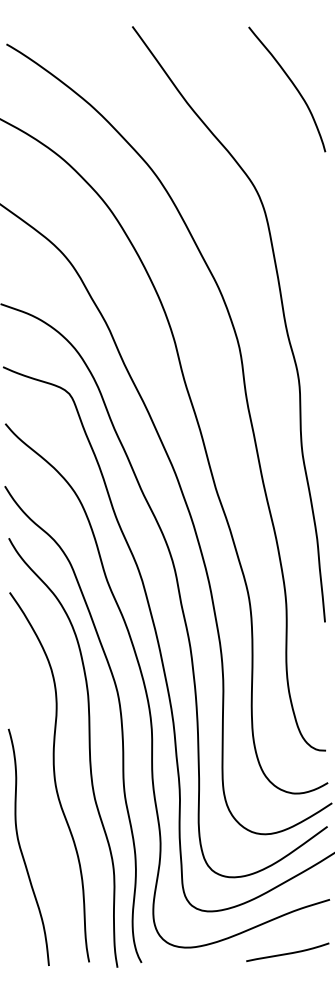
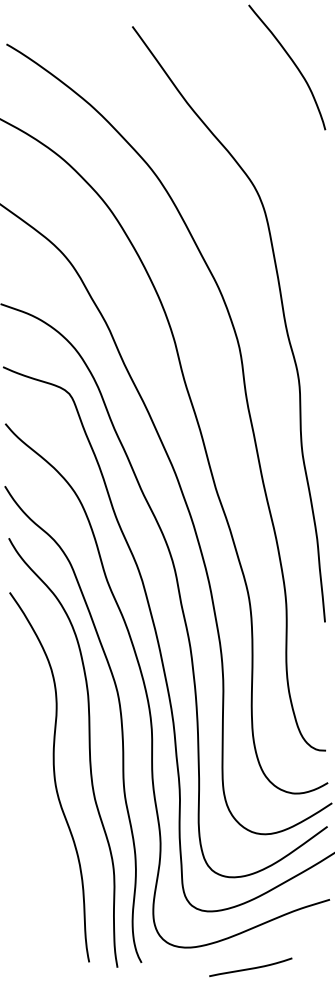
curve position: (292, 84) -> (292, 62) (292, 62)
curve: present -> none (21, 848)
curve position: (288, 952) -> (251, 967) (251, 967)
